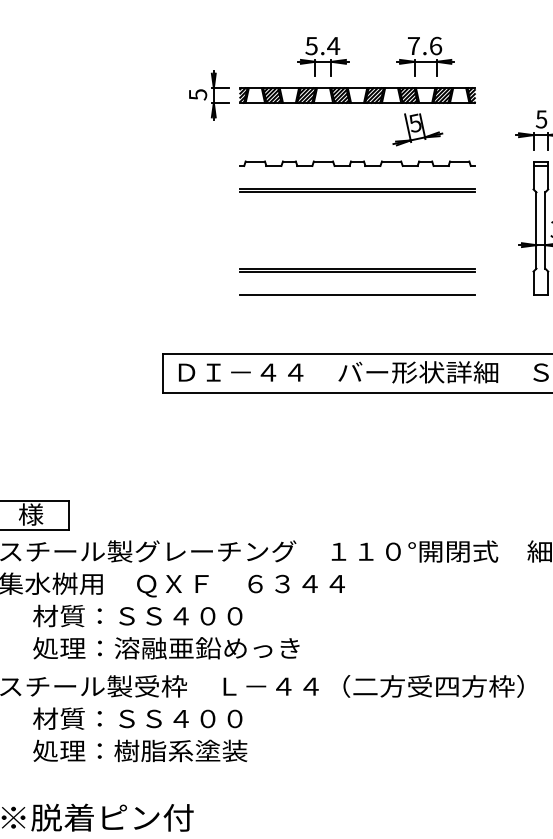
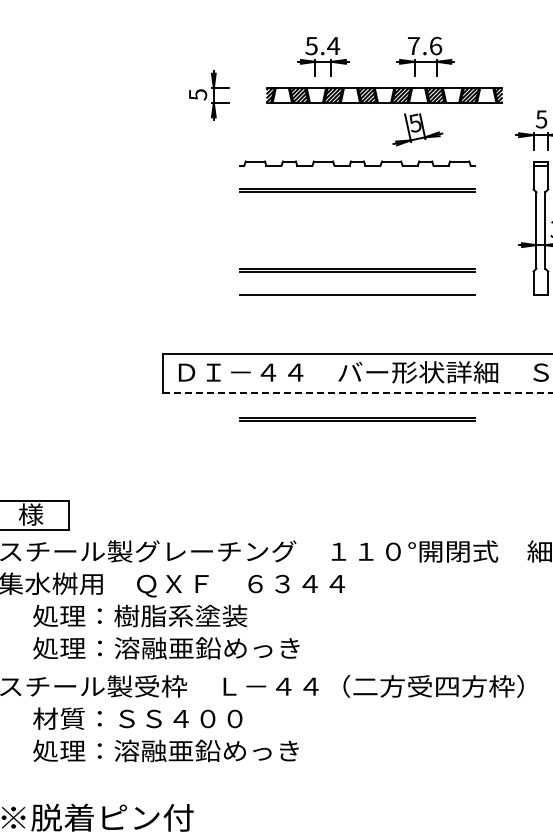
part position: (357, 95) -> (384, 95) (384, 95)
line: solid -> dashed (357, 392)
line: none -> present (357, 418)
text: 材質：ＳＳ４００ -> 処理：樹脂系塗装 (140, 615)
text: 処理：樹脂系塗装 -> 処理：溶融亜鉛めっき (206, 750)
